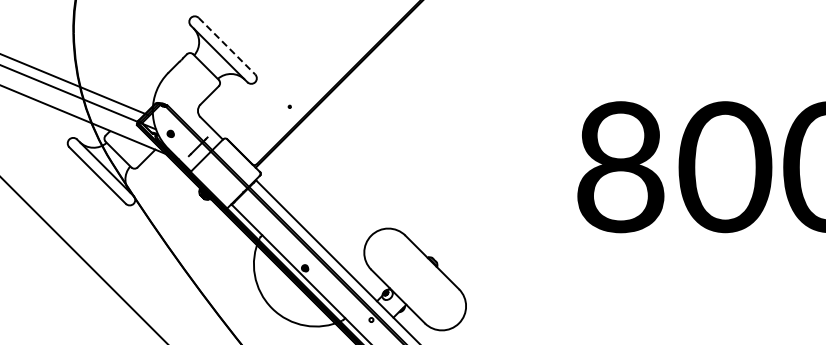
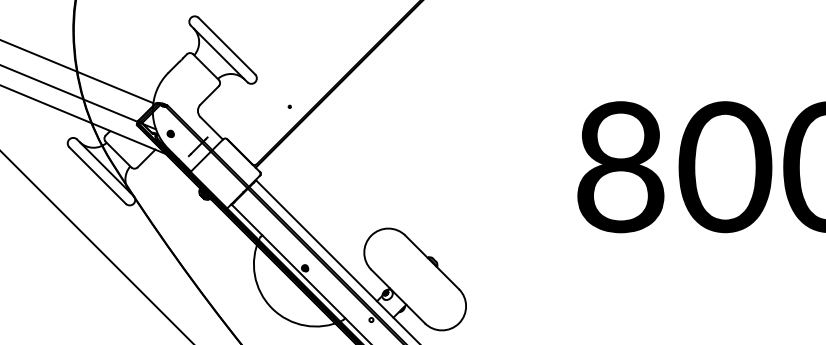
line: dashed -> solid (226, 46)
line position: (75, 85) -> (77, 71) (77, 71)
line position: (83, 259) -> (96, 246) (96, 246)
